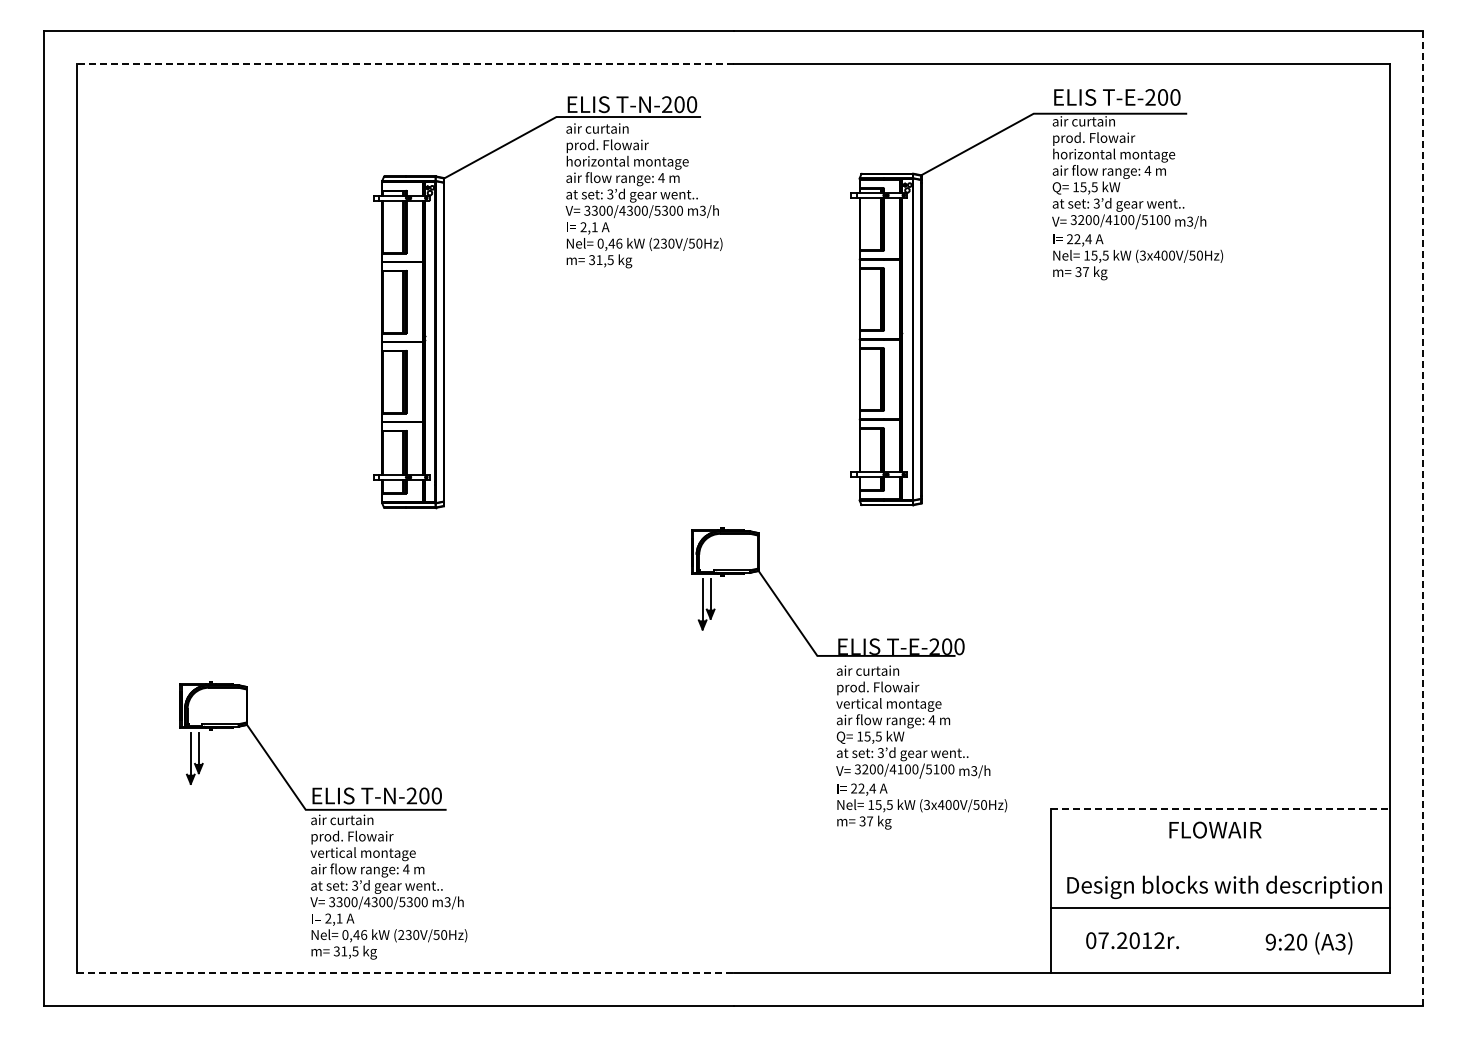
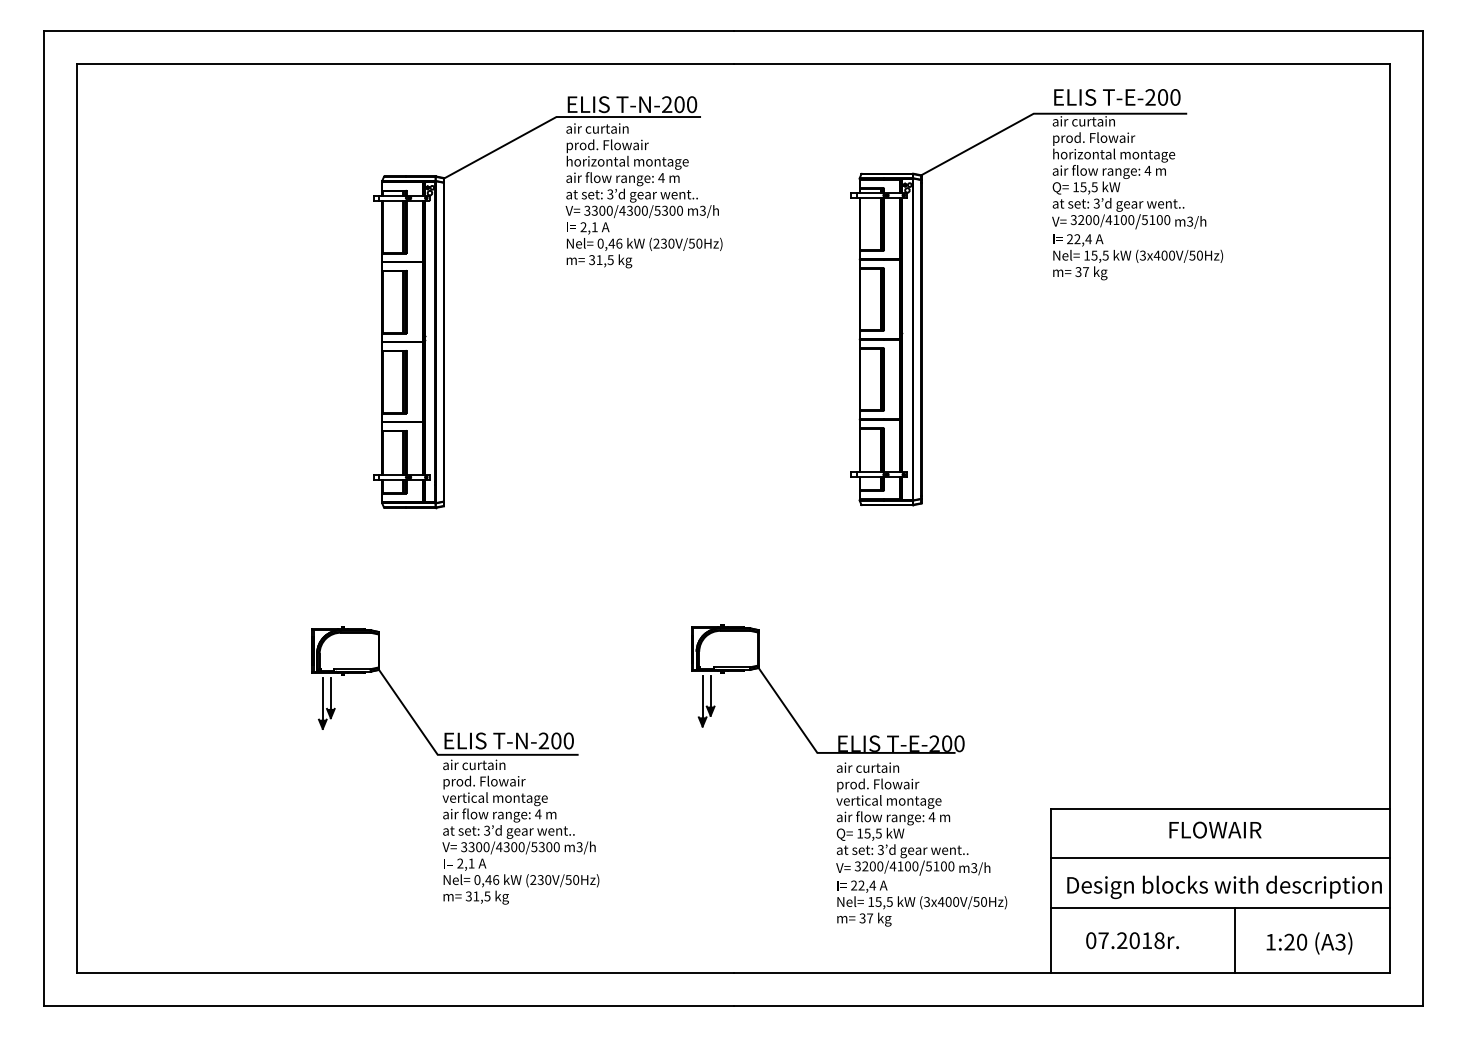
line: dashed -> solid (404, 63)
line: dashed -> solid (1422, 518)
part position: (849, 678) -> (849, 775) (849, 775)
line: dashed -> solid (1220, 809)
part position: (323, 820) -> (455, 765) (455, 765)
line: none -> present (1220, 858)
text: 07.2012r. -> 07.2018r. (1159, 940)
line: none -> present (1235, 940)
text: 9:20 -> 1:20 (1270, 941)
line: dashed -> solid (405, 973)
